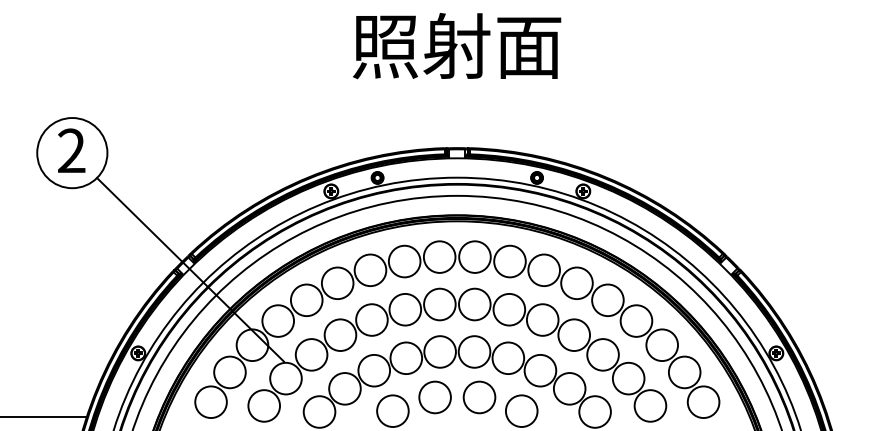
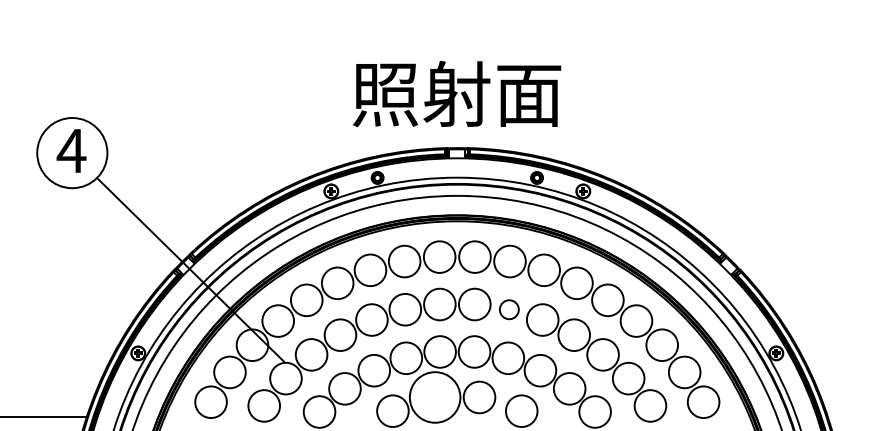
text position: (457, 45) -> (457, 93) (457, 93)
text: 2 -> 4 (71, 150)
circle diameter: 32 px -> 19 px (508, 309)
circle diameter: 32 px -> 51 px (434, 397)
